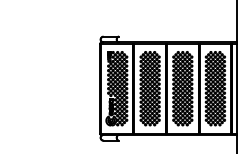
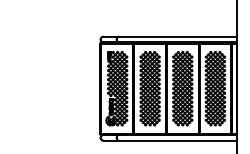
line: none -> present (177, 36)
line: none -> present (177, 140)
